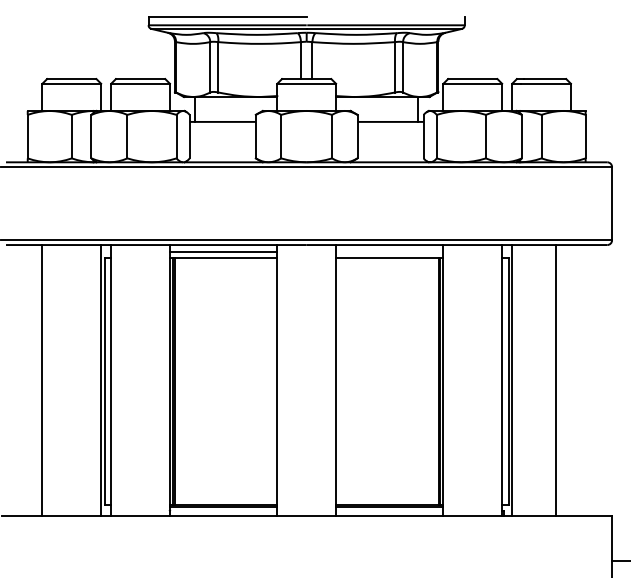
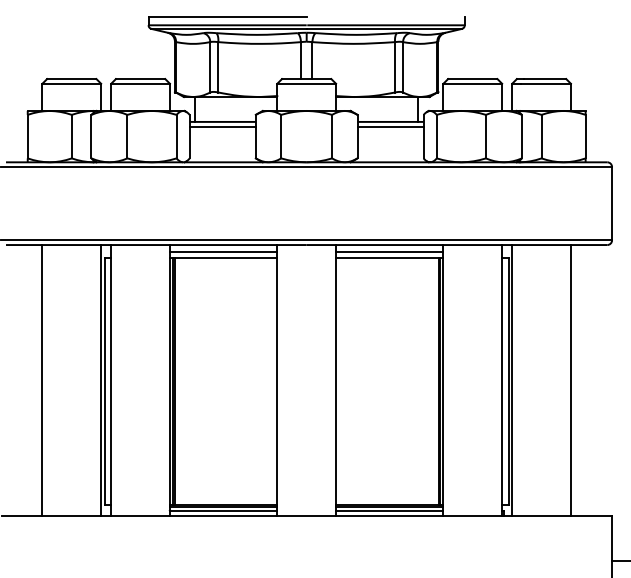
line: none -> present (222, 126)
line: none -> present (390, 126)
line: none -> present (389, 252)
line position: (555, 380) -> (570, 380) (570, 380)
line: none -> present (223, 510)
line: none -> present (389, 510)
